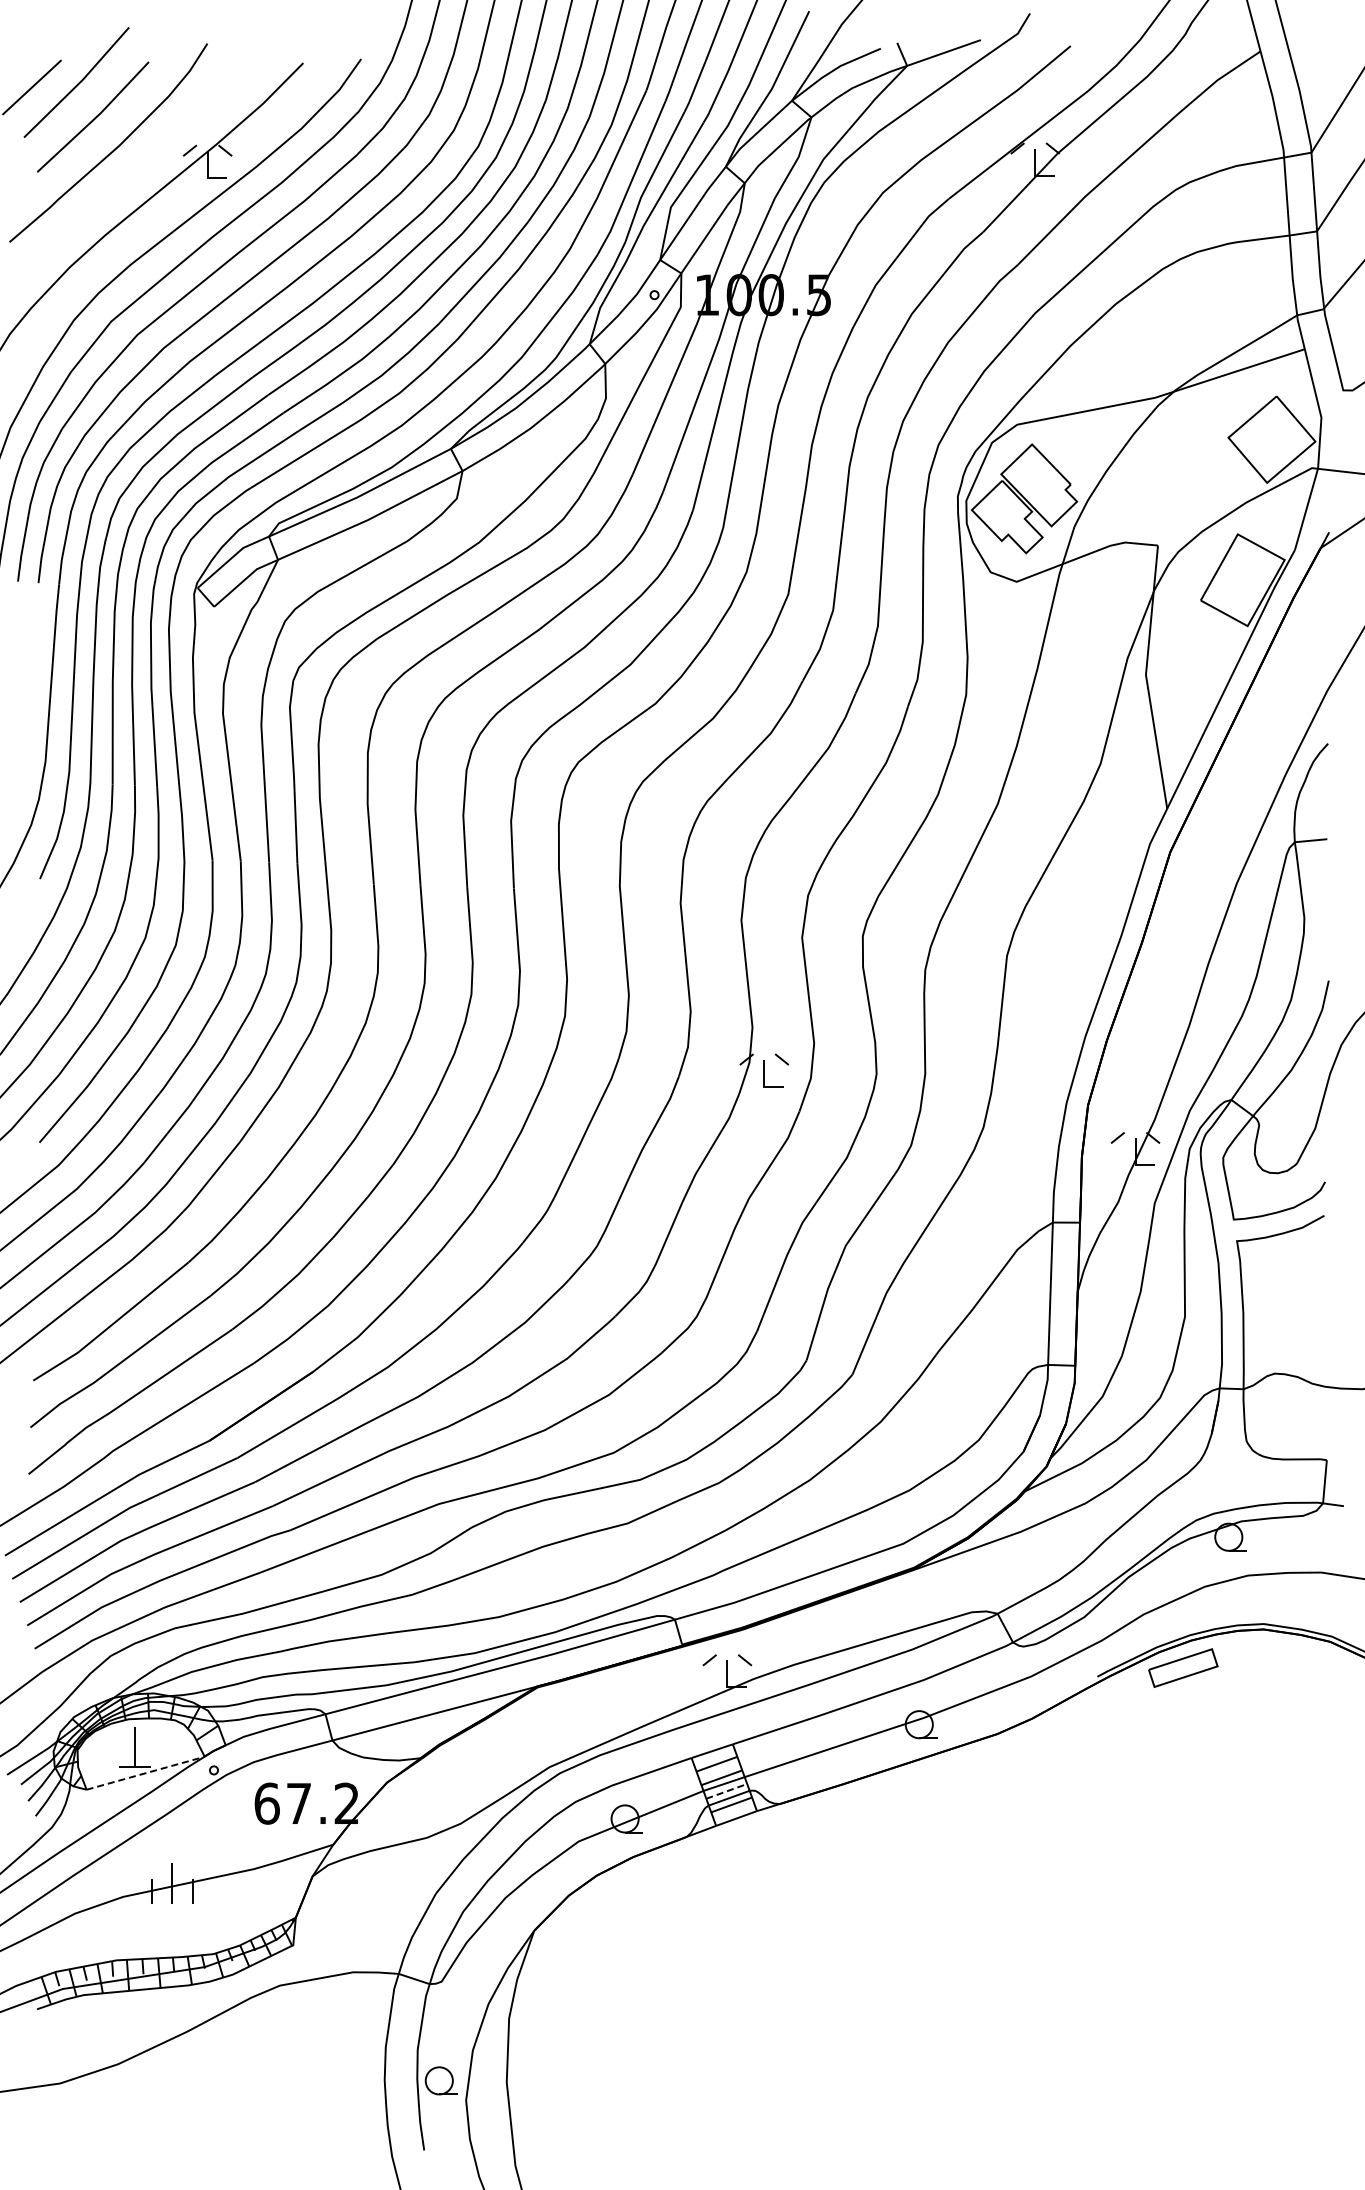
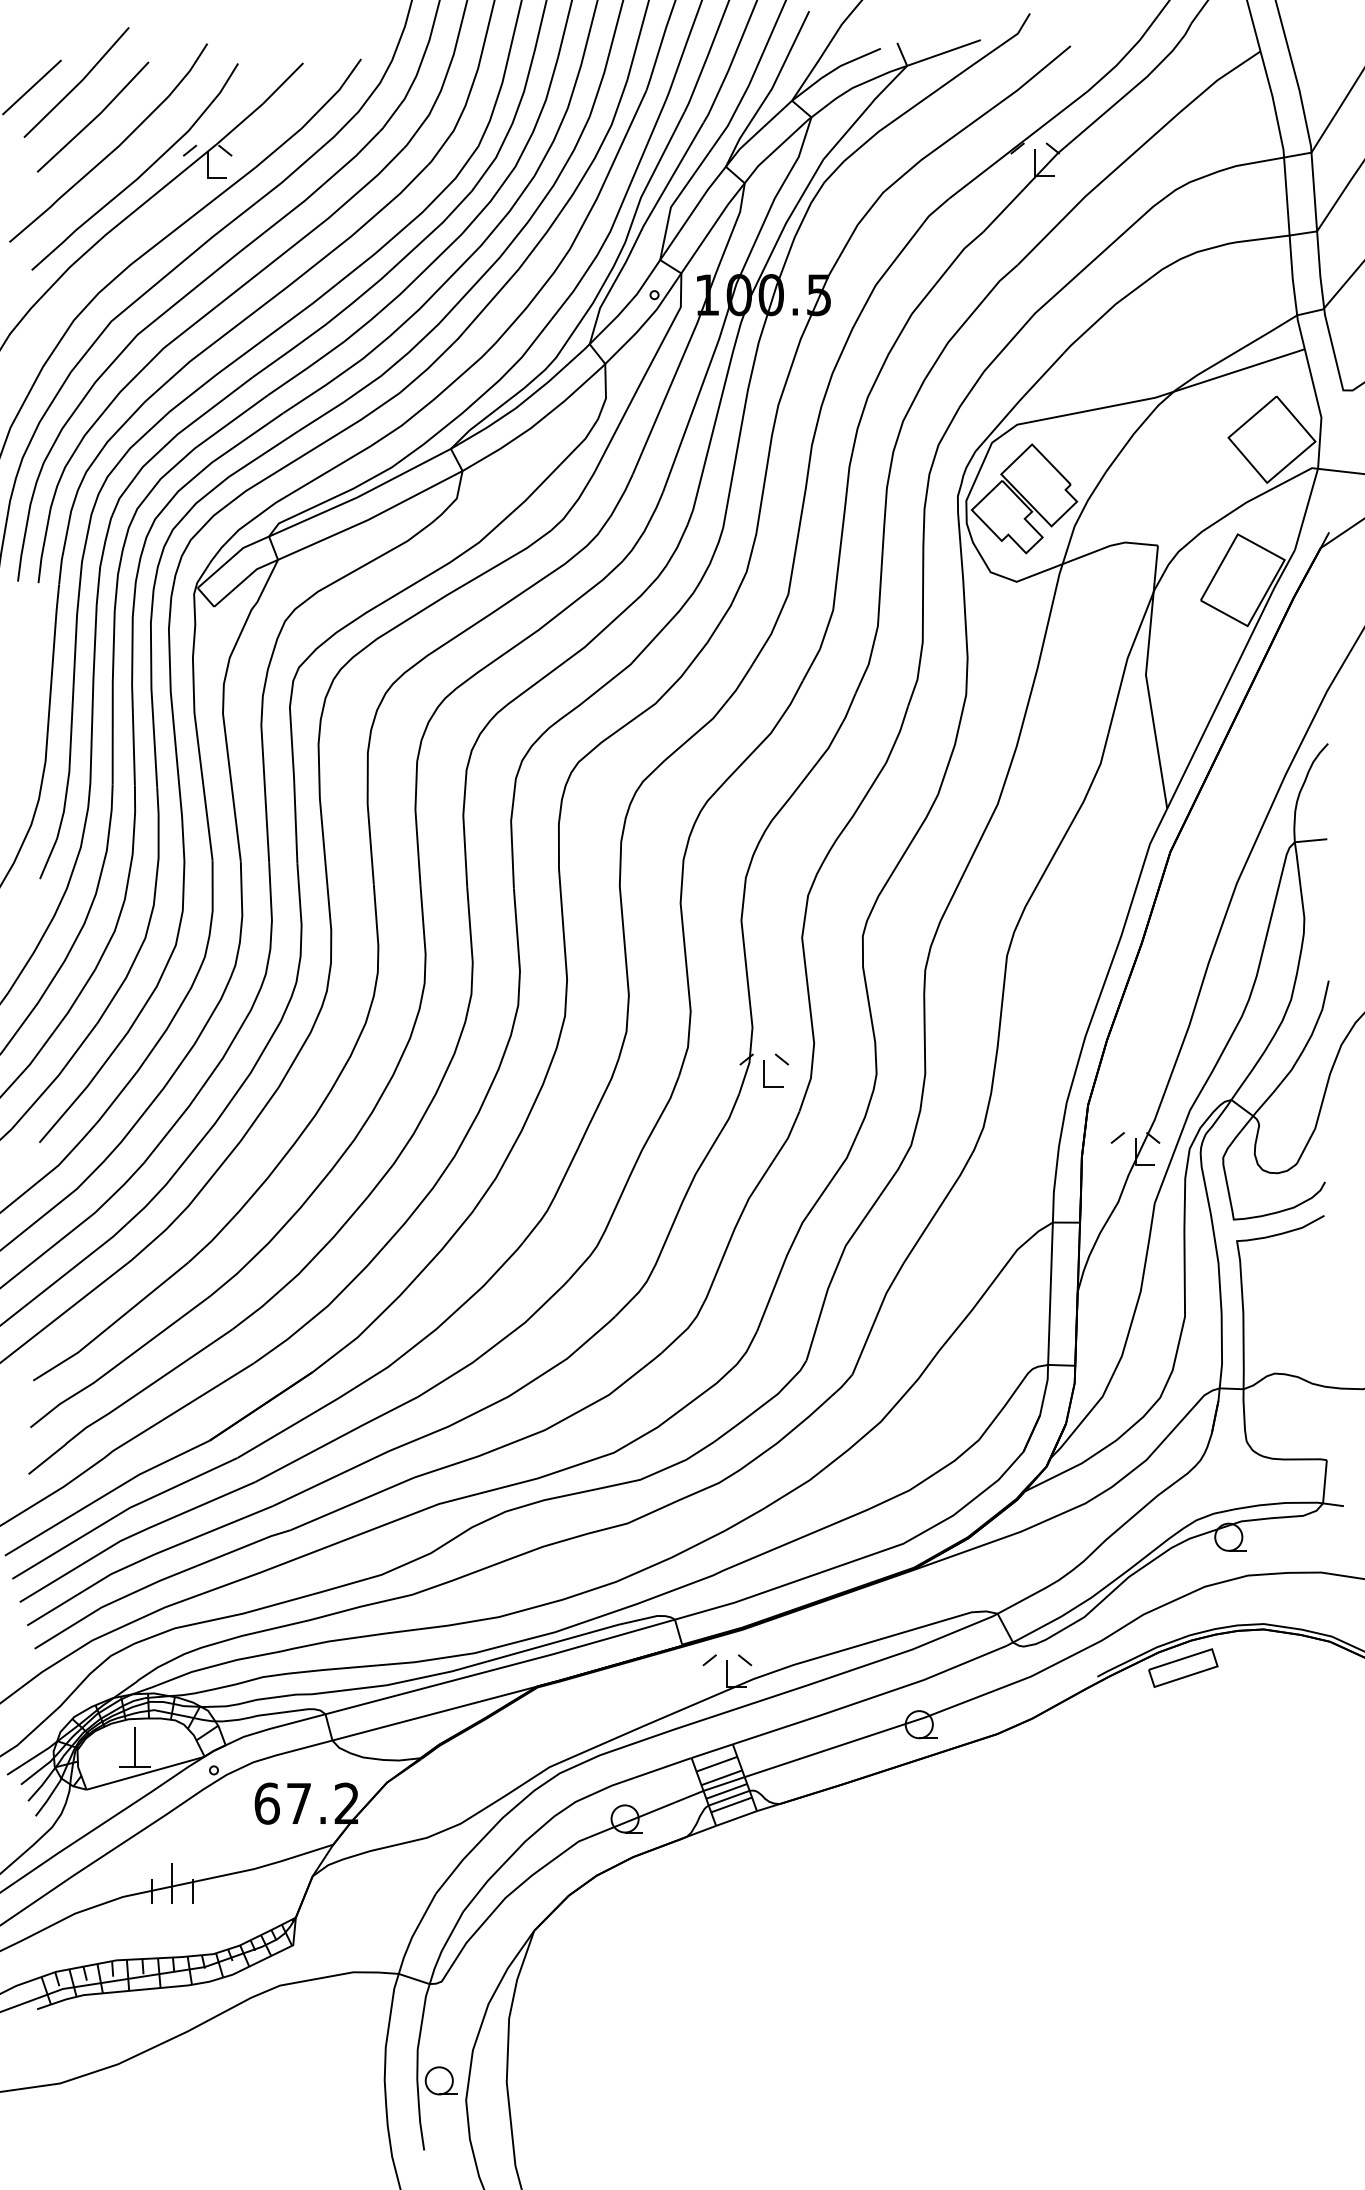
curve: none -> present (141, 173)
line: dashed -> solid (146, 1772)
line: dashed -> solid (726, 1791)
